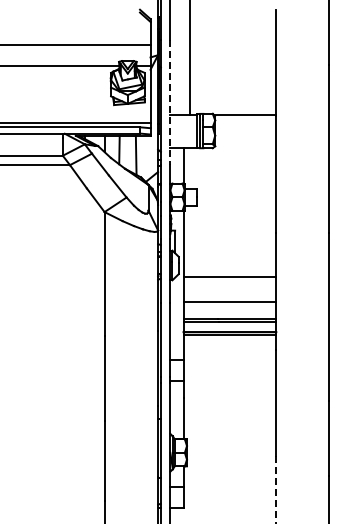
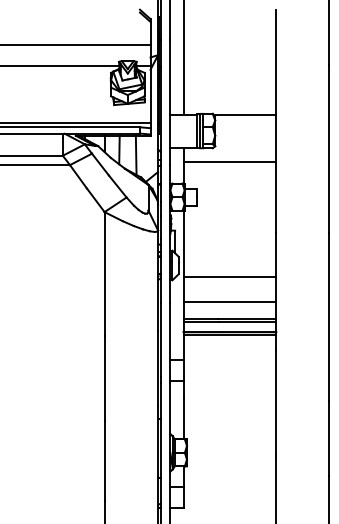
line position: (189, 58) -> (183, 58) (183, 58)
line: dashed -> solid (170, 103)
line: none -> present (229, 161)
line: dashed -> solid (276, 489)
